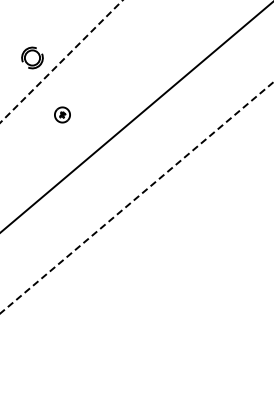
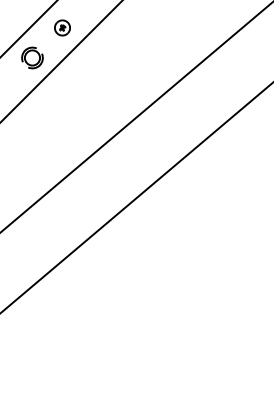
line: none -> present (28, 28)
line: dashed -> solid (61, 61)
part position: (62, 114) -> (62, 27) (62, 27)
line: dashed -> solid (137, 197)
